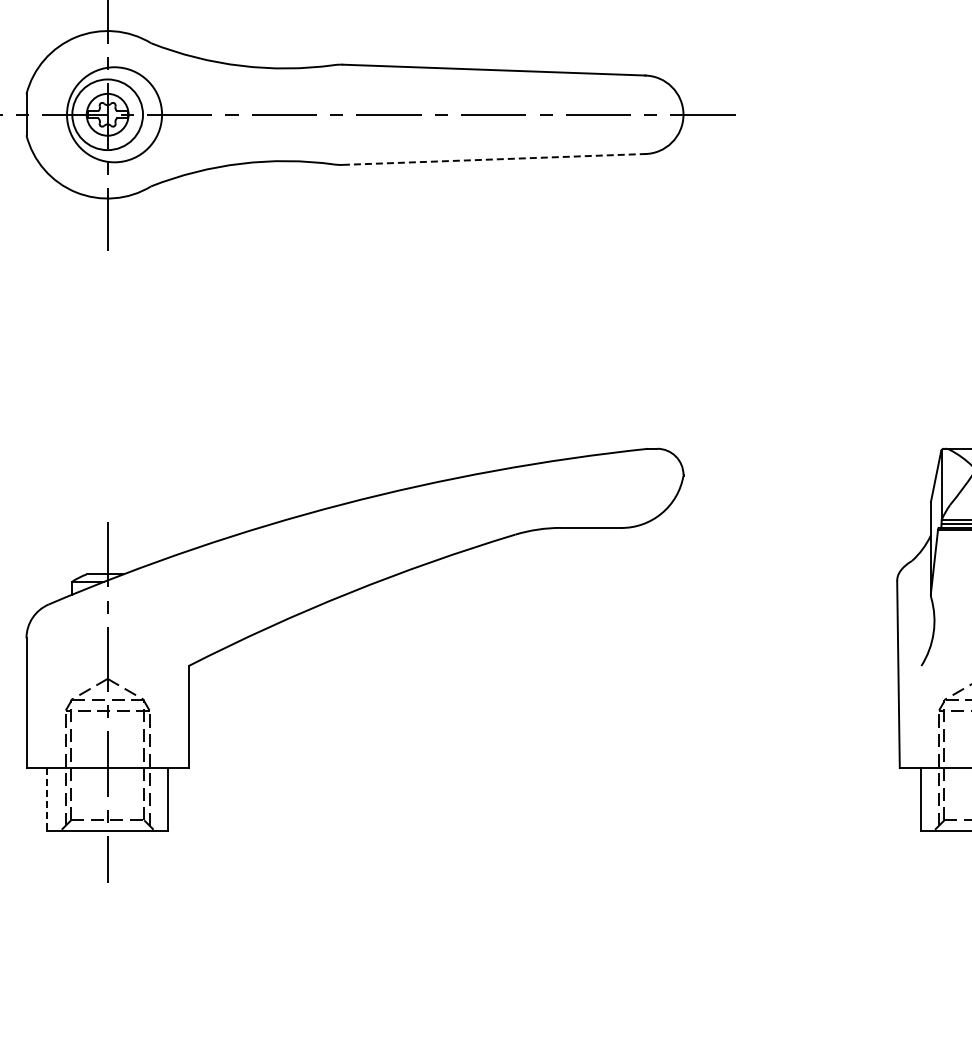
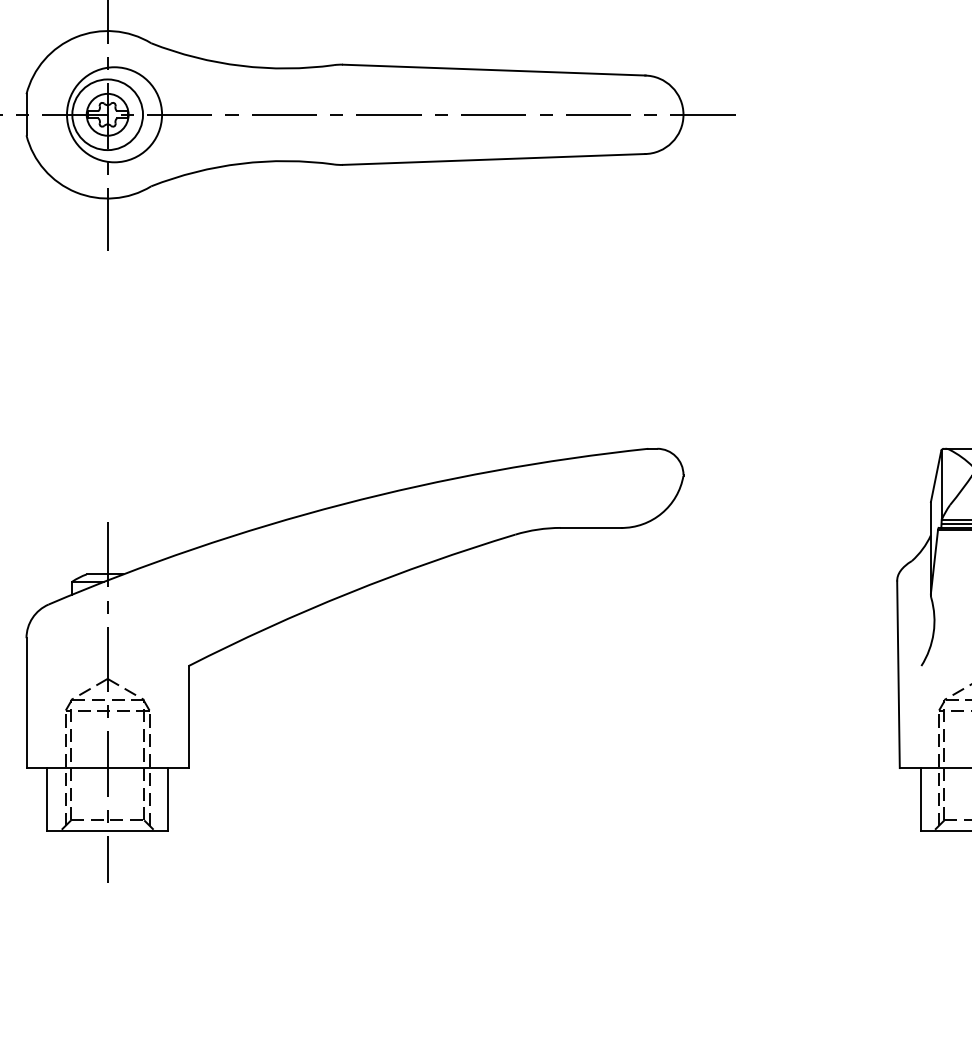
line: dashed -> solid (494, 159)
line: dashed -> solid (47, 800)
